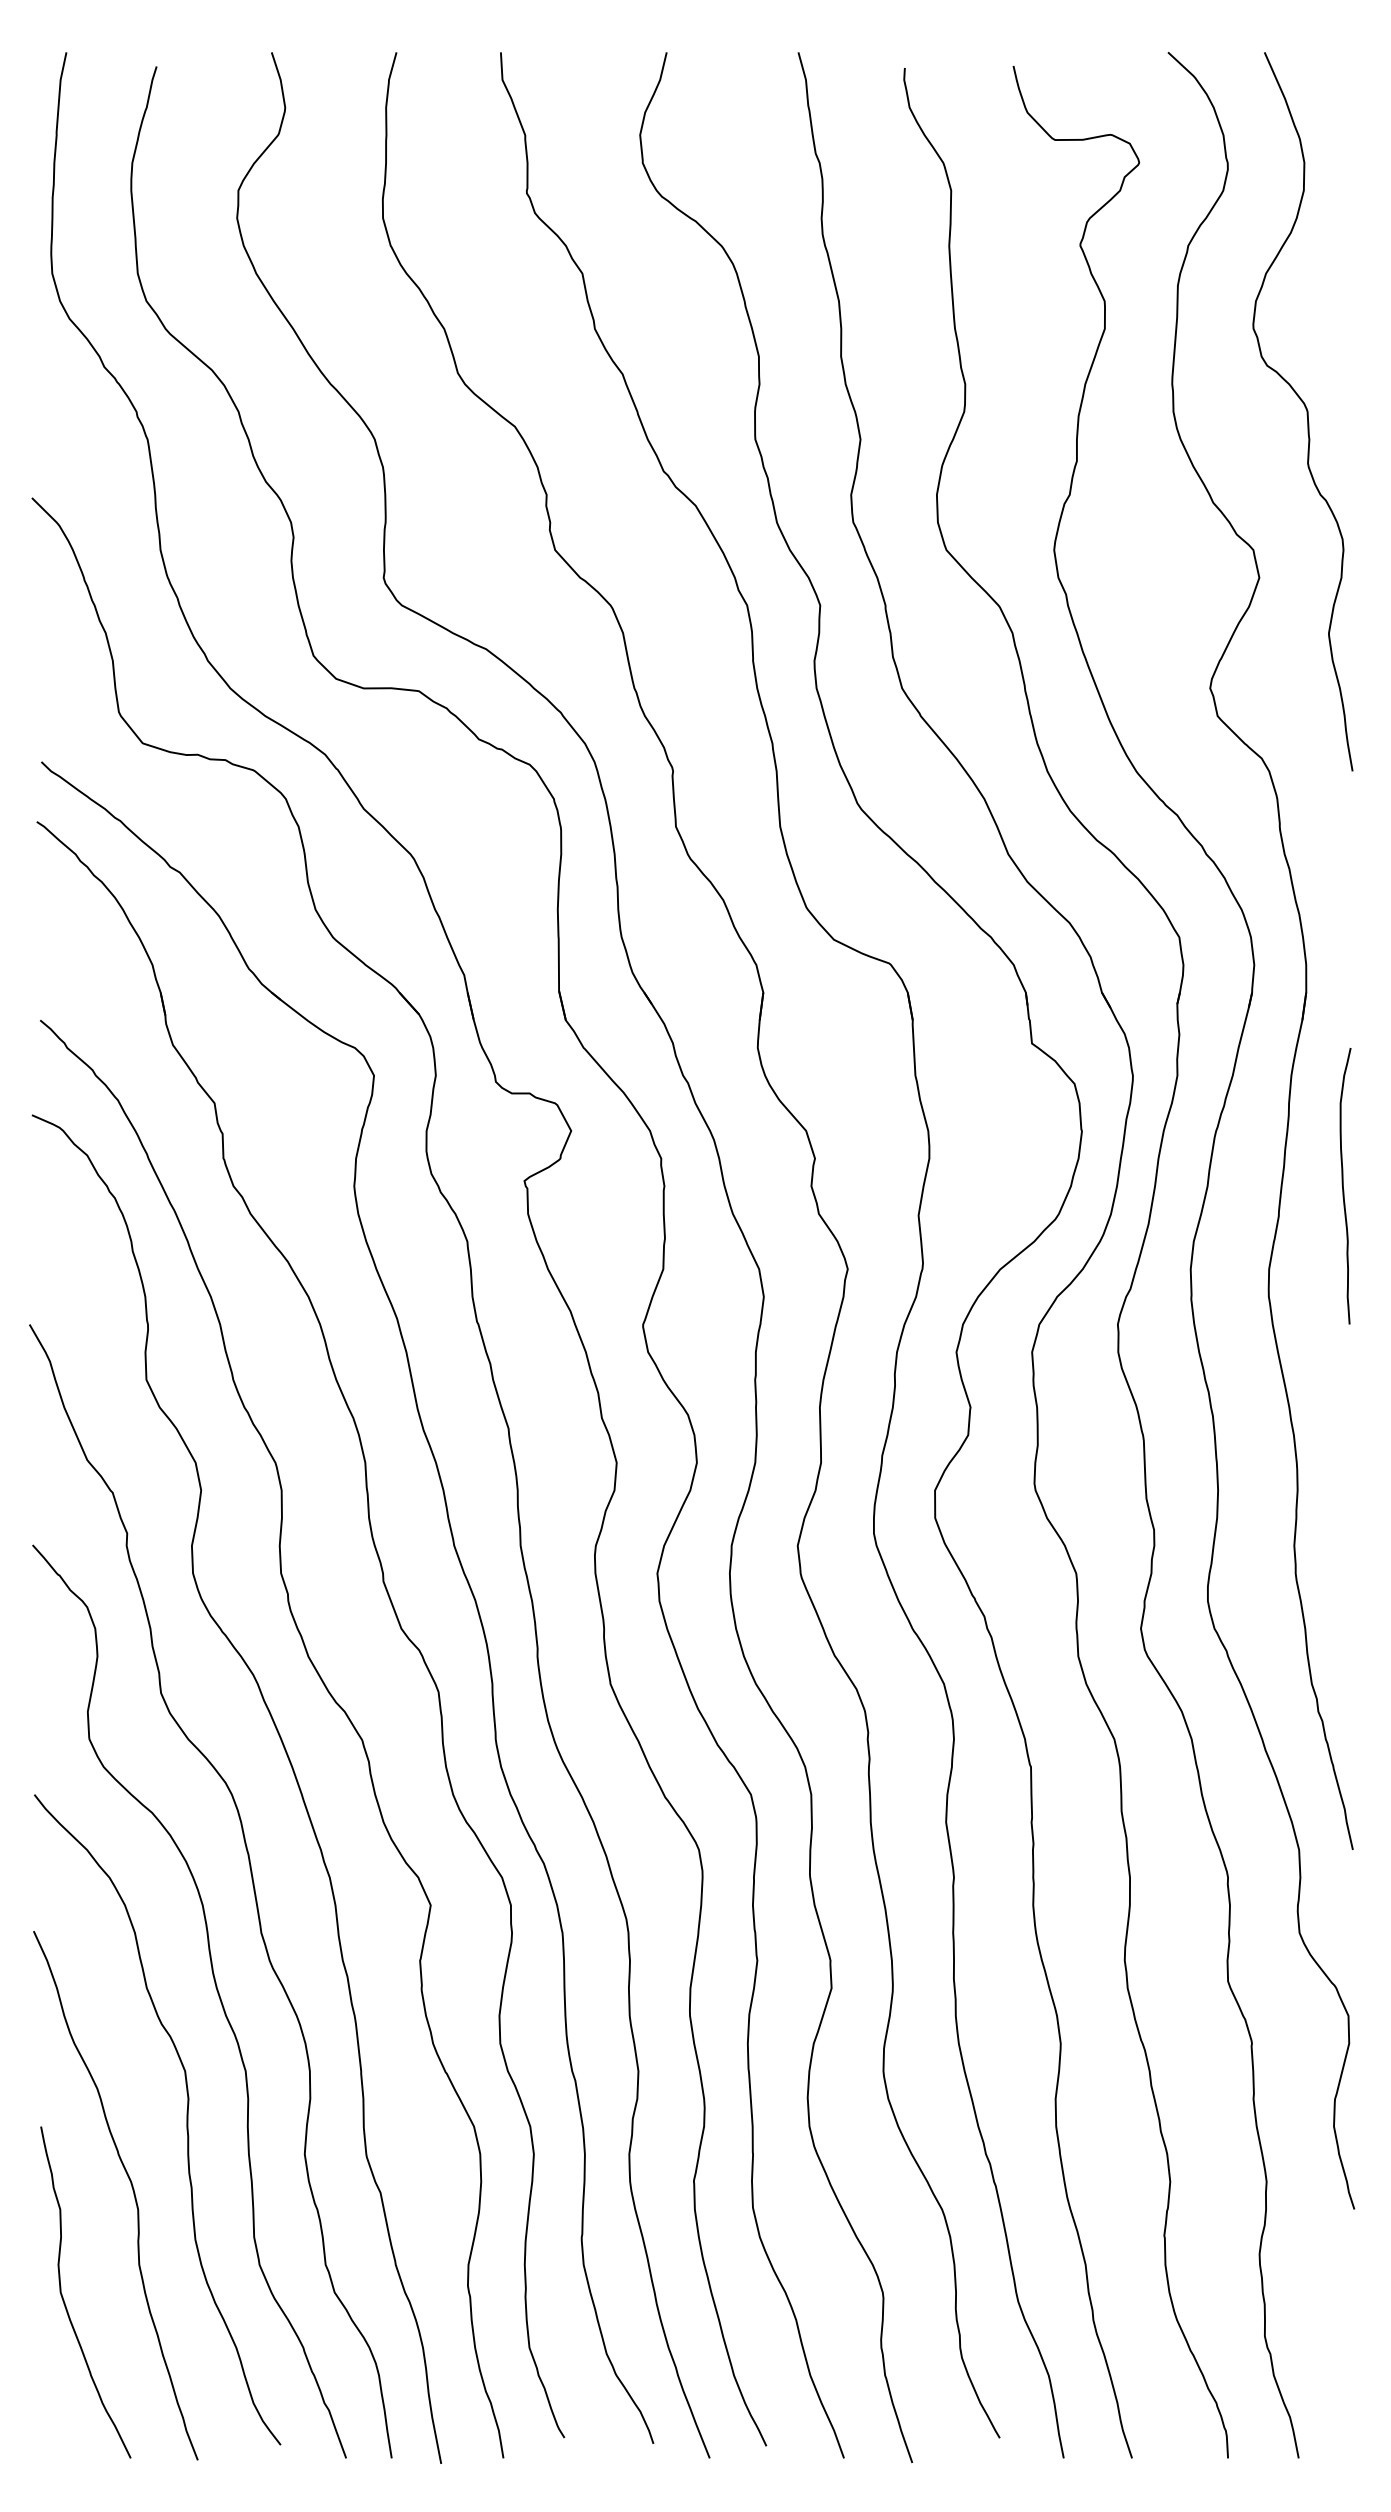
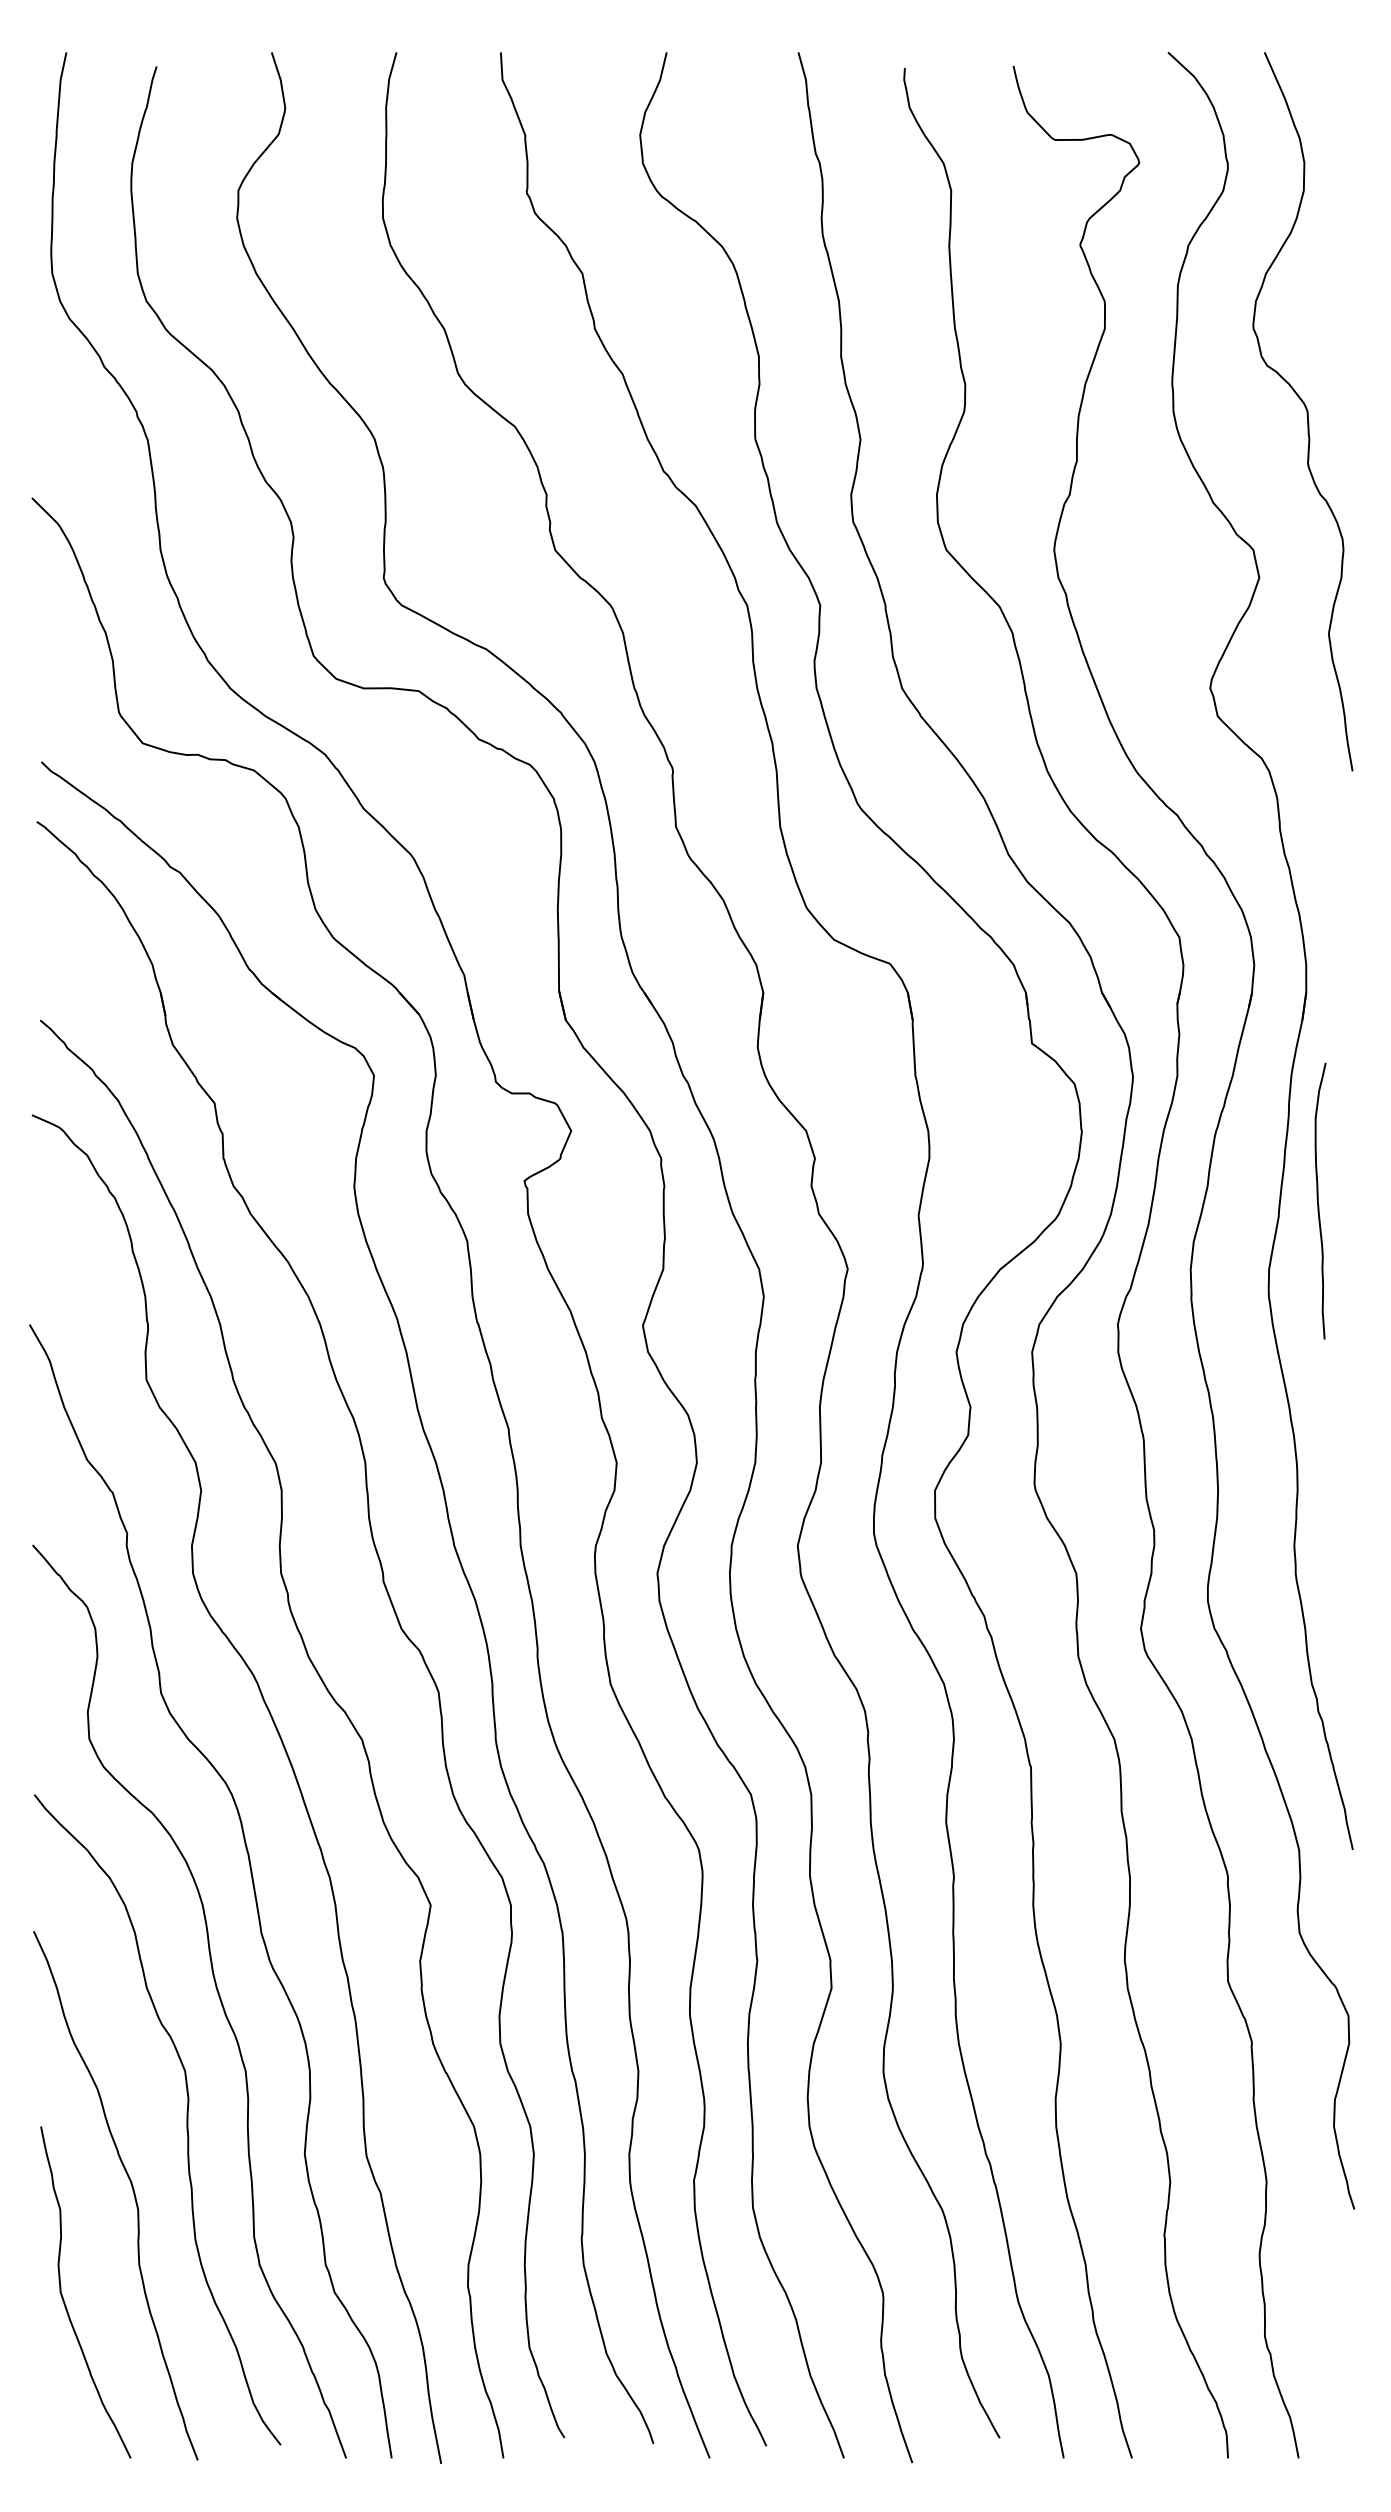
curve position: (1343, 1186) -> (1318, 1201) (1318, 1201)
